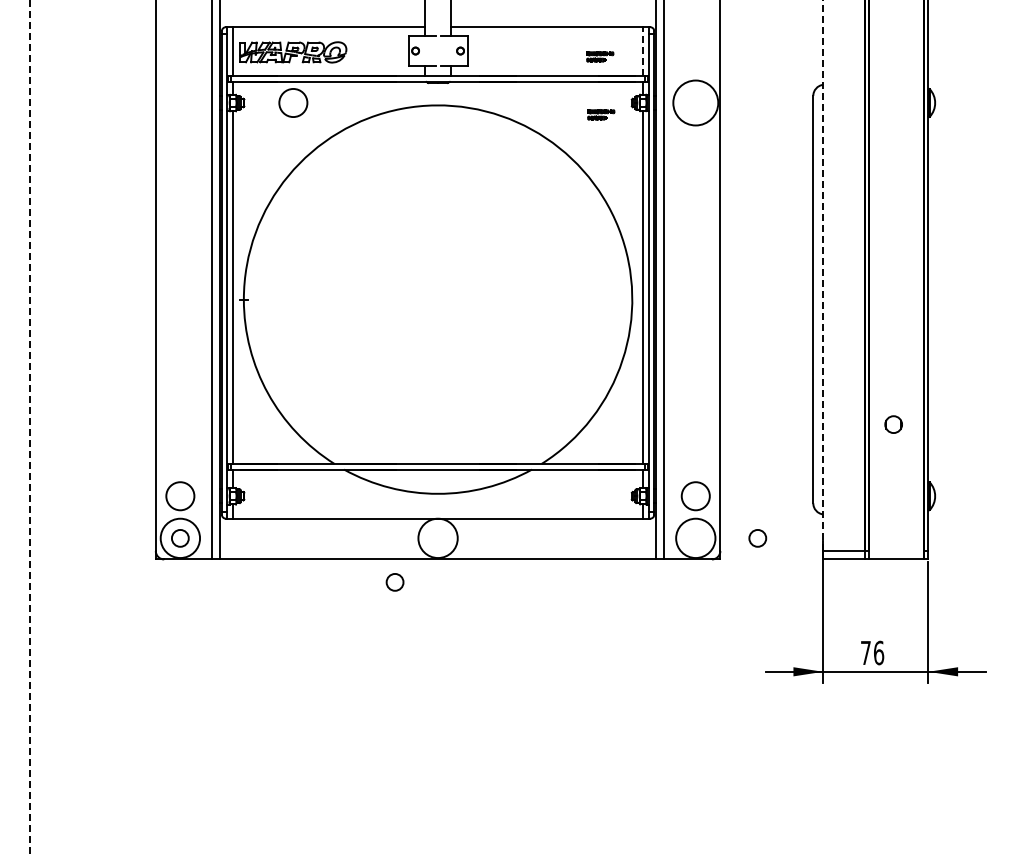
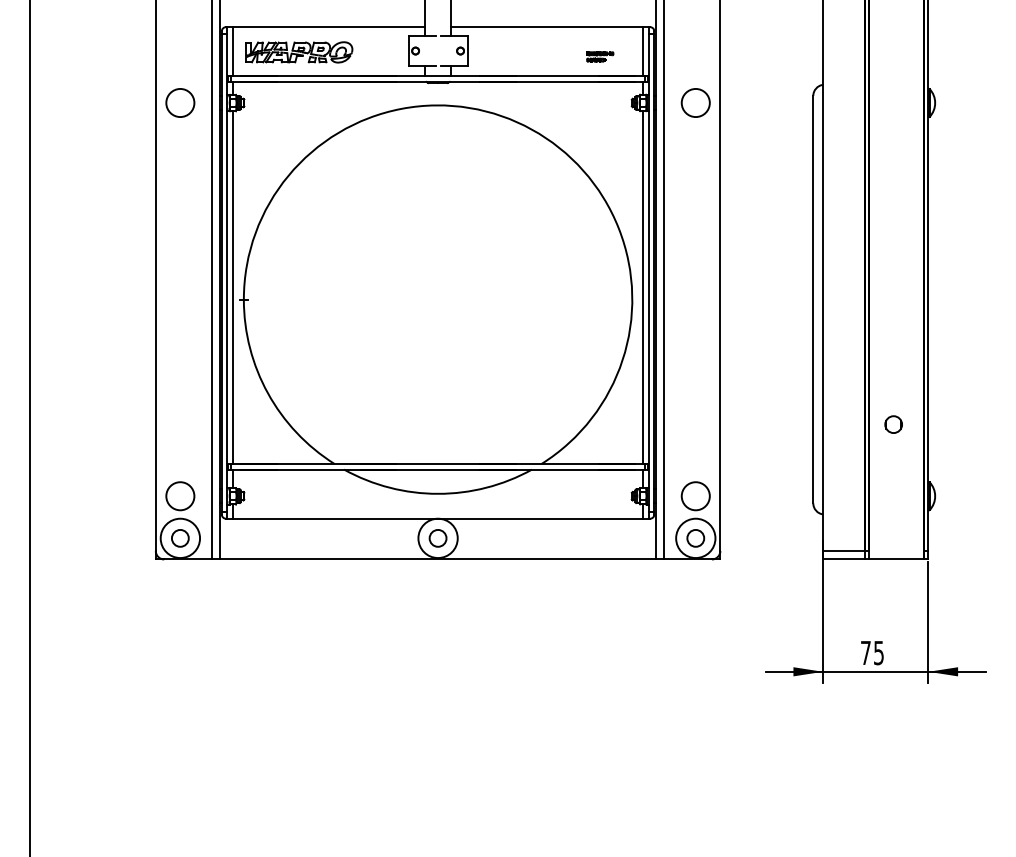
line: dashed -> solid (643, 51)
part position: (293, 52) -> (299, 52) (299, 52)
circle position: (293, 102) -> (180, 102) (180, 102)
circle diameter: 45 px -> 28 px (695, 102)
part: present -> none (601, 114)
line: dashed -> solid (823, 275)
line: dashed -> solid (30, 428)
circle position: (757, 538) -> (695, 538) (695, 538)
circle position: (394, 582) -> (437, 538) (437, 538)
text: 76 -> 75 (879, 652)
